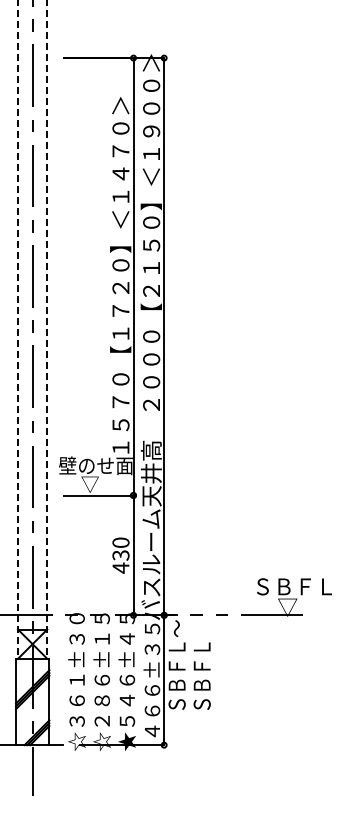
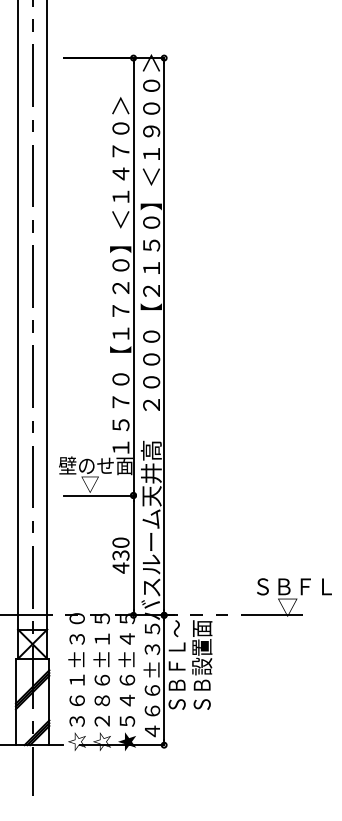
line: dashed -> solid (18, 329)
line: dashed -> solid (47, 329)
text: ＳＢＦＬ -> ＳＢ設置面 (202, 647)
